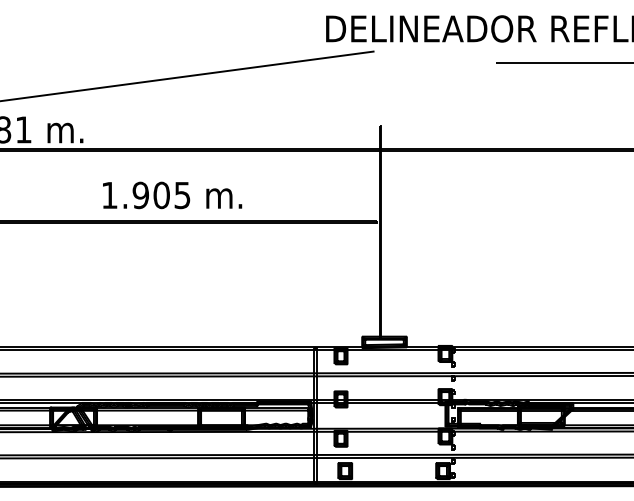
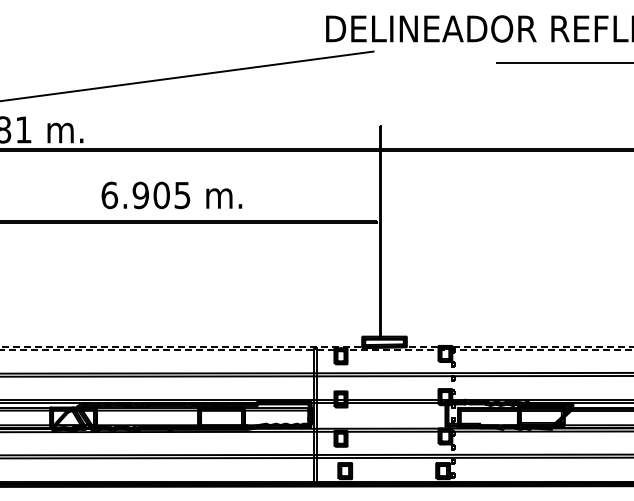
text: 1.905 -> 6.905 (109, 195)
line: solid -> dashed (0, 350)
